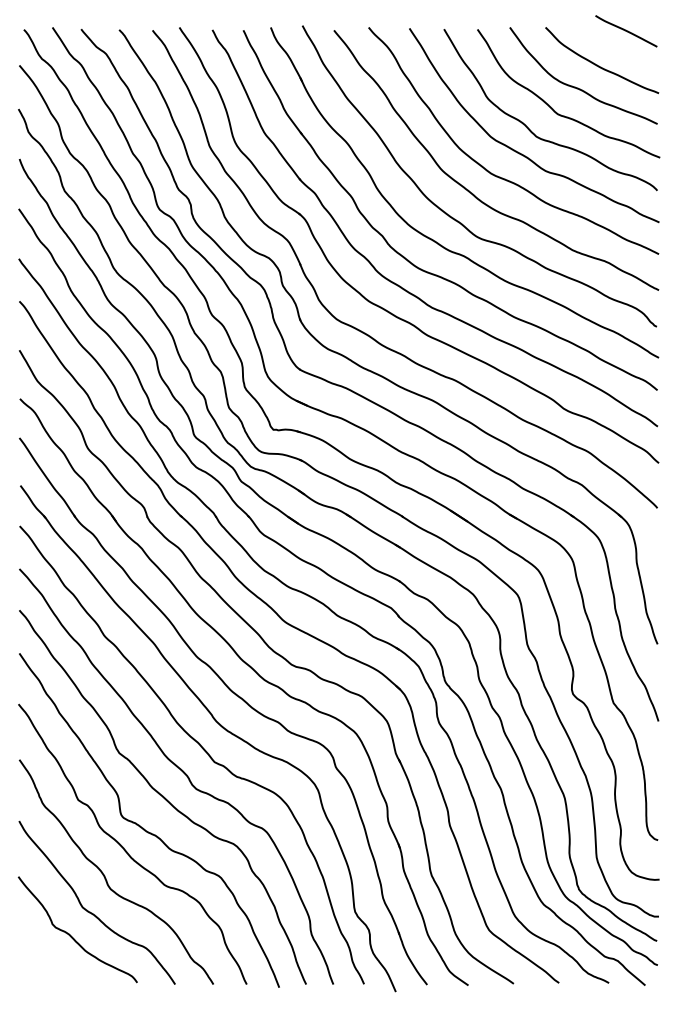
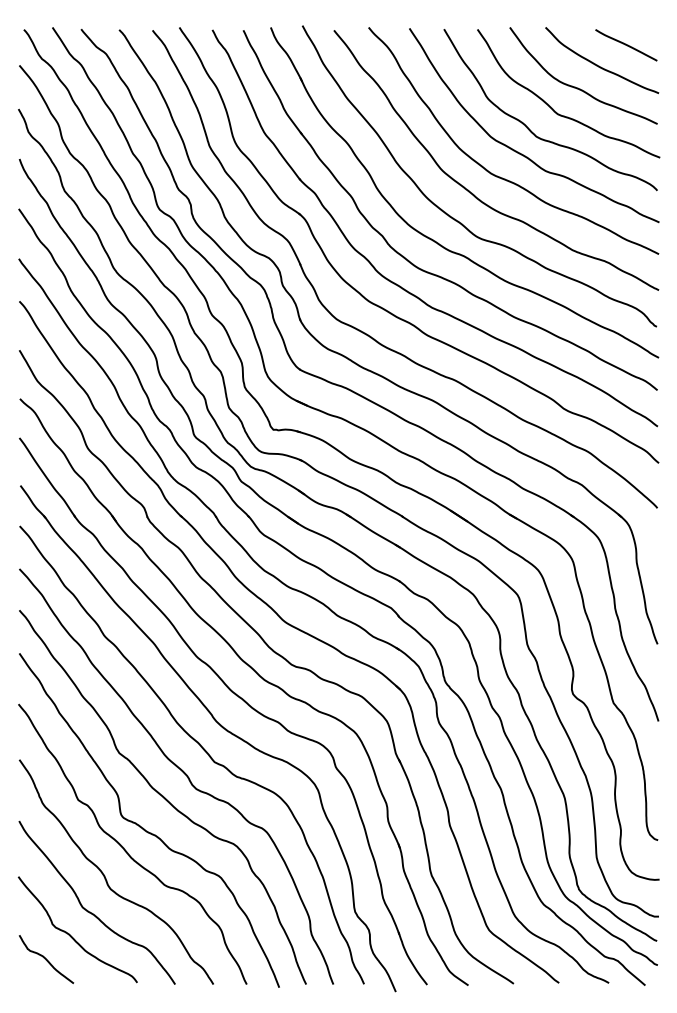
line position: (626, 31) -> (626, 45) (626, 45)
curve: none -> present (46, 959)
